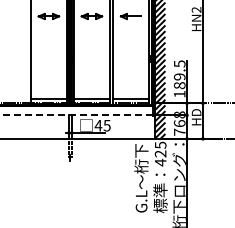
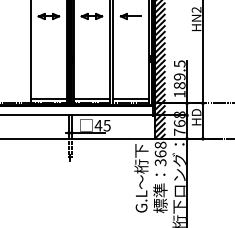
line: dashed -> solid (76, 115)
text: 425 -> 368 (160, 153)
